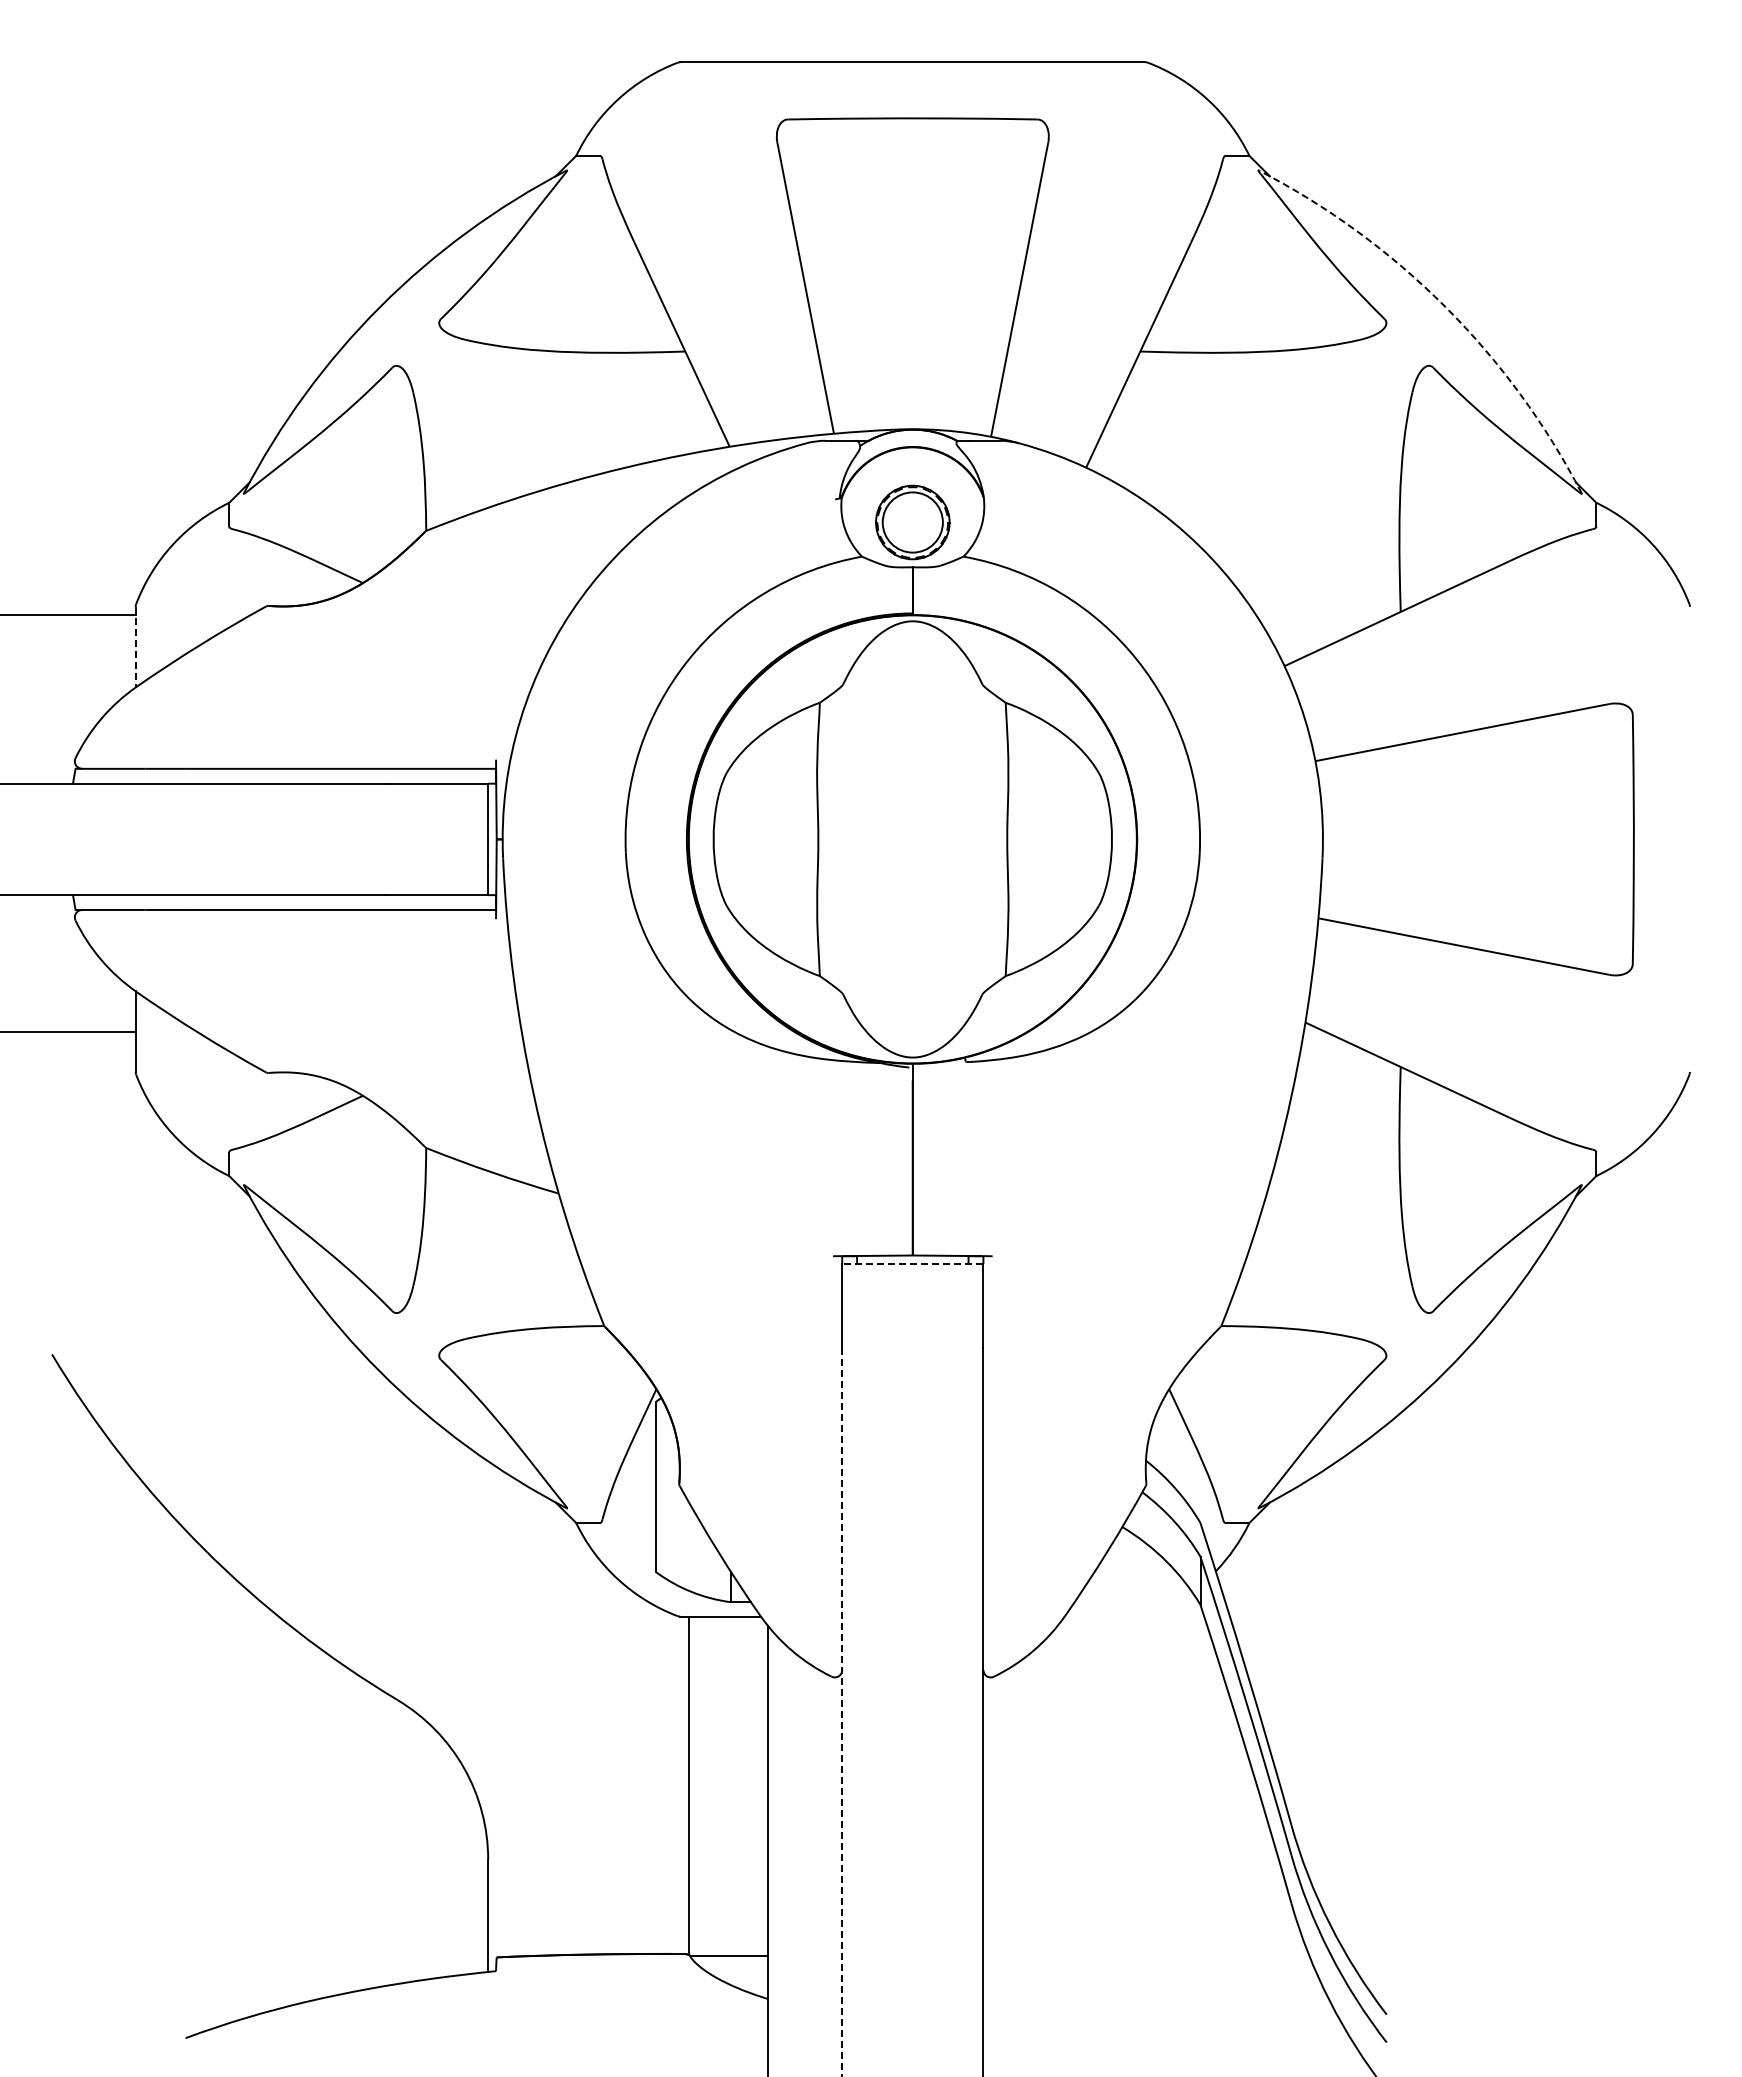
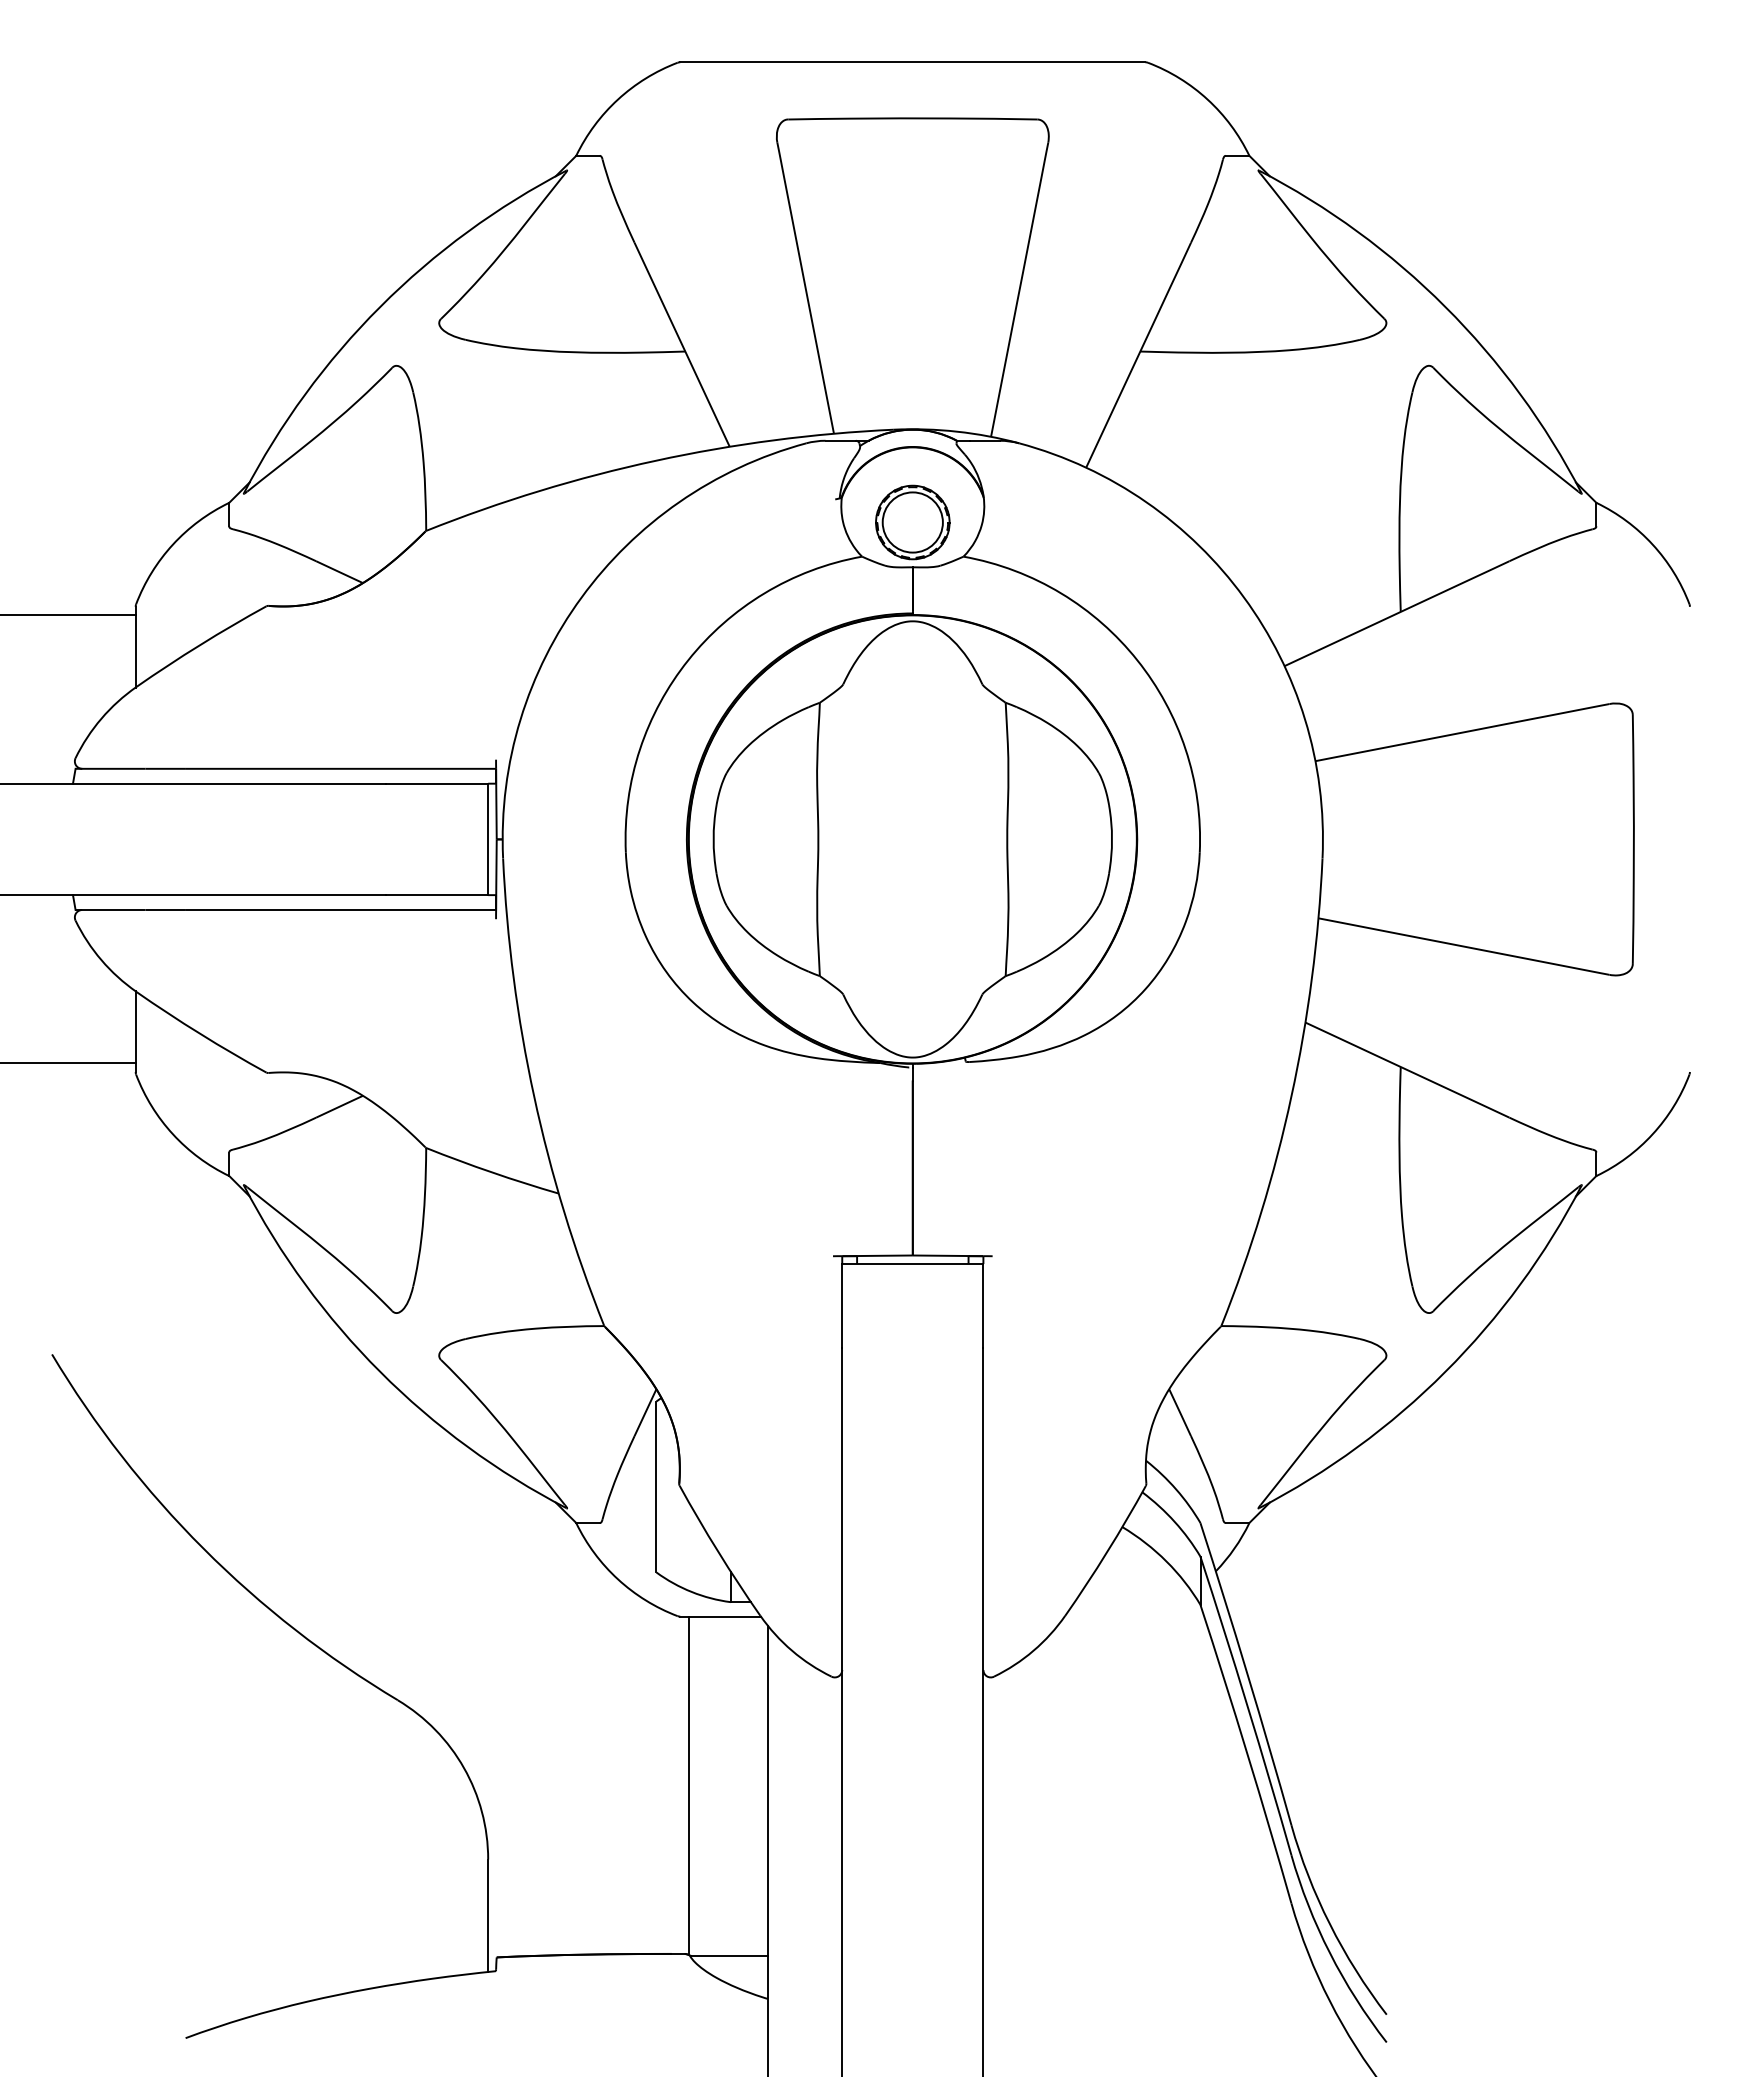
arc: dashed -> solid (1445, 306)
line: dashed -> solid (135, 647)
line position: (68, 1032) -> (68, 1063) (68, 1063)
line: dashed -> solid (912, 1264)
line: dashed -> solid (842, 1712)
